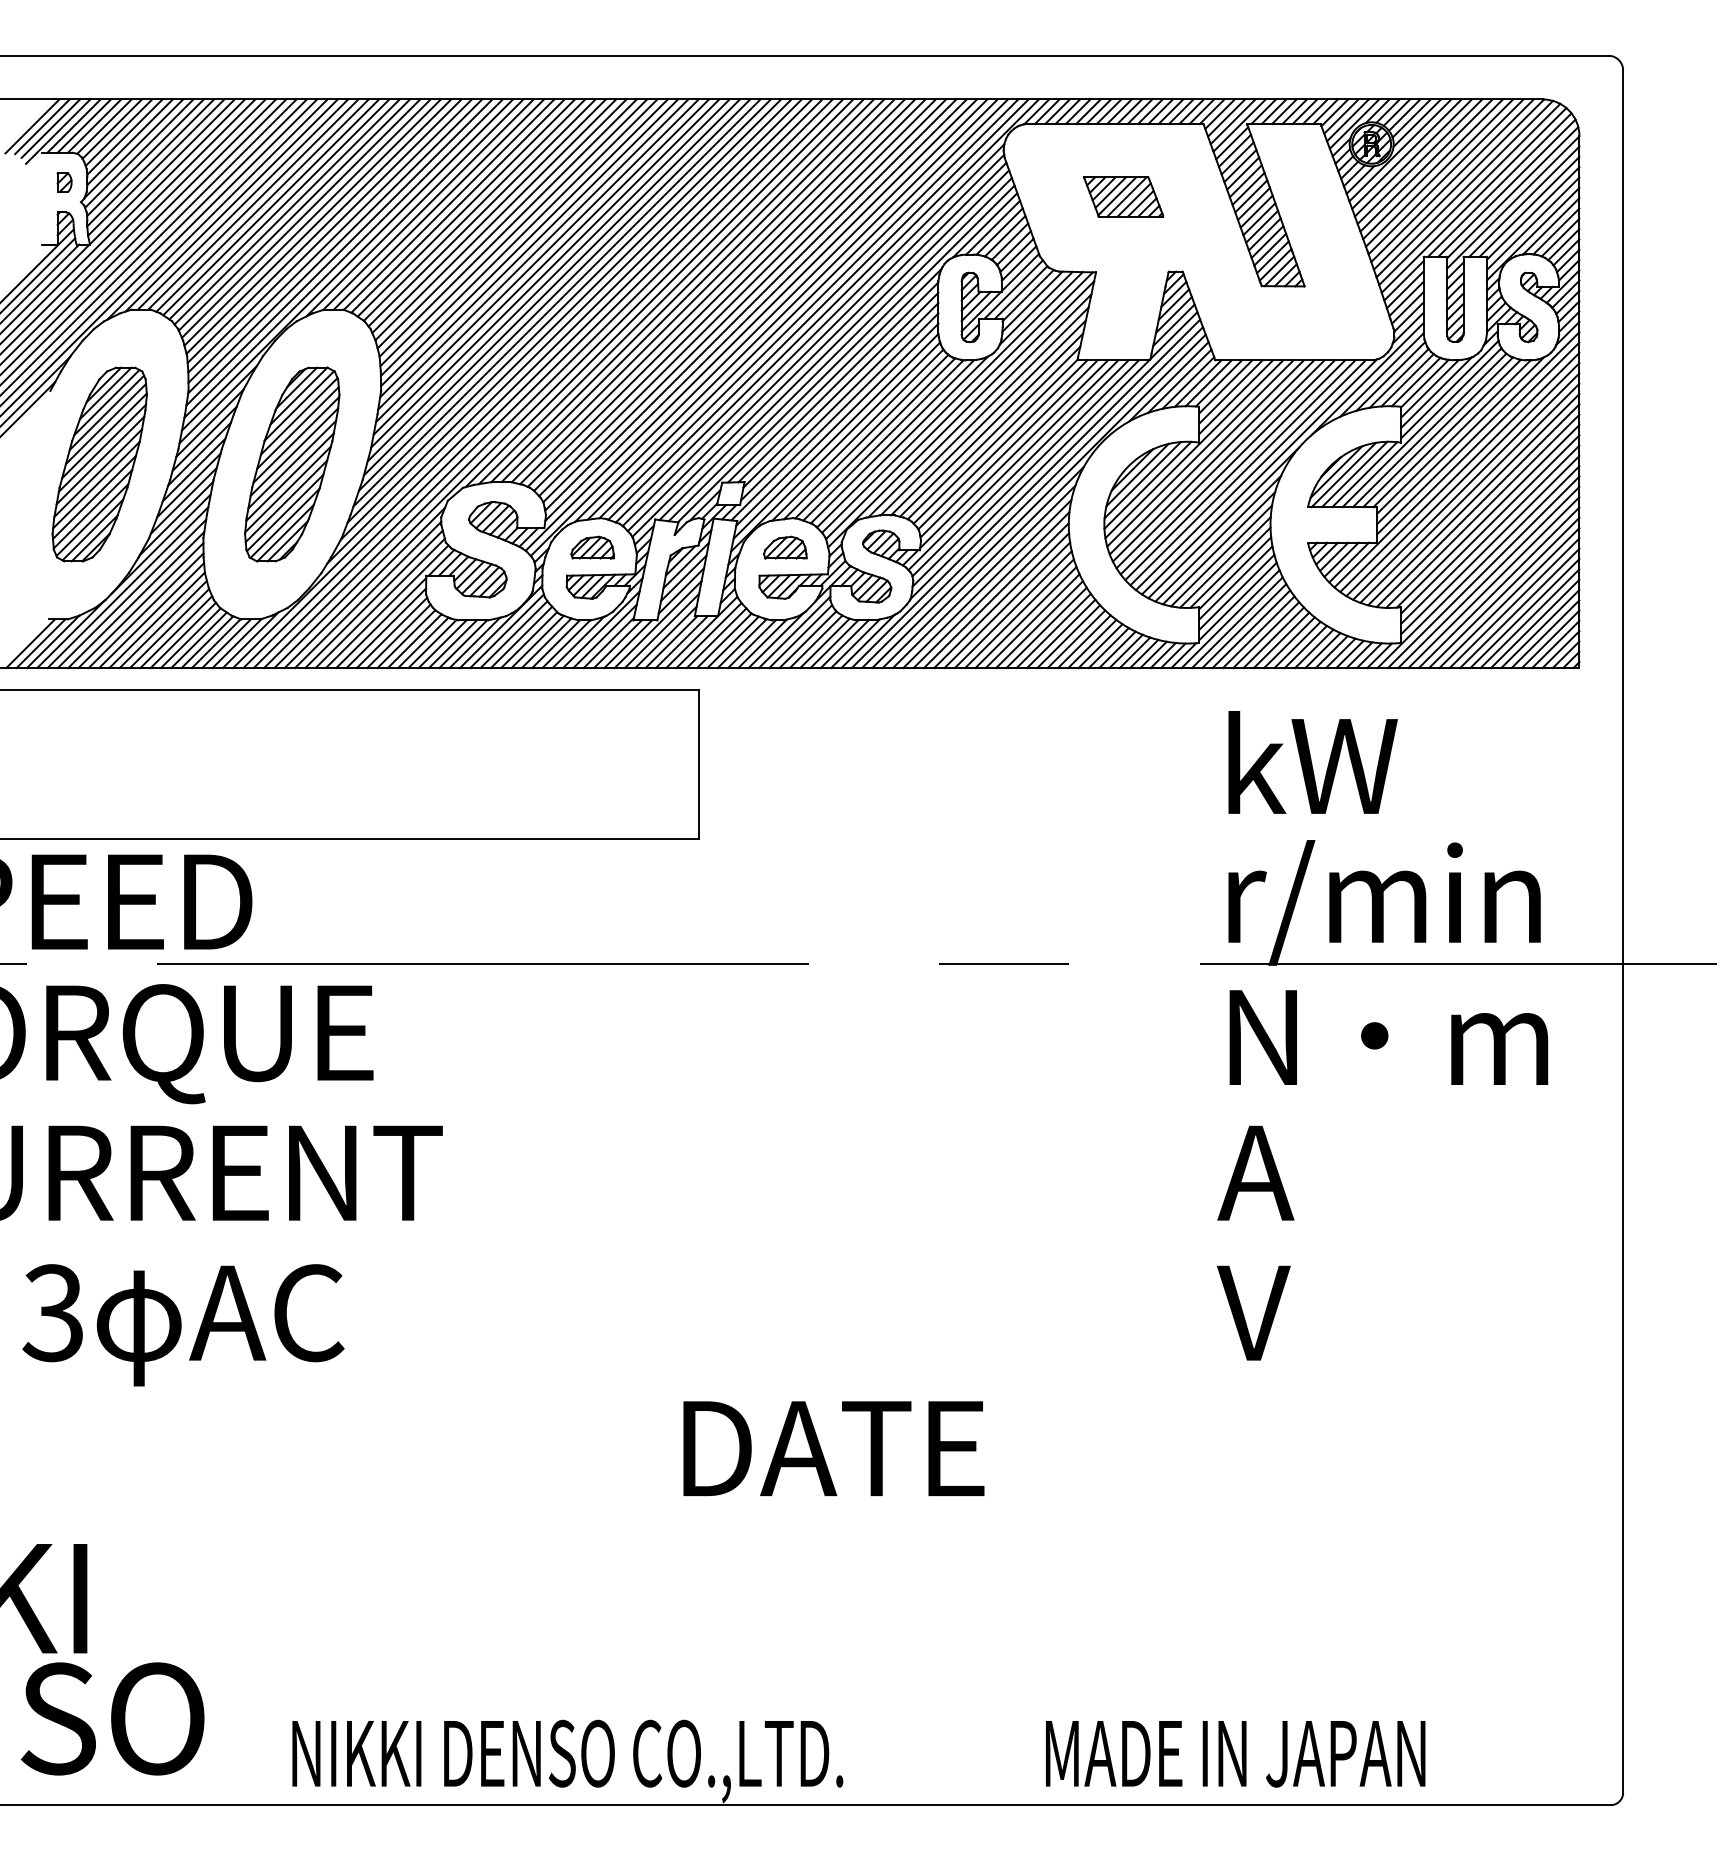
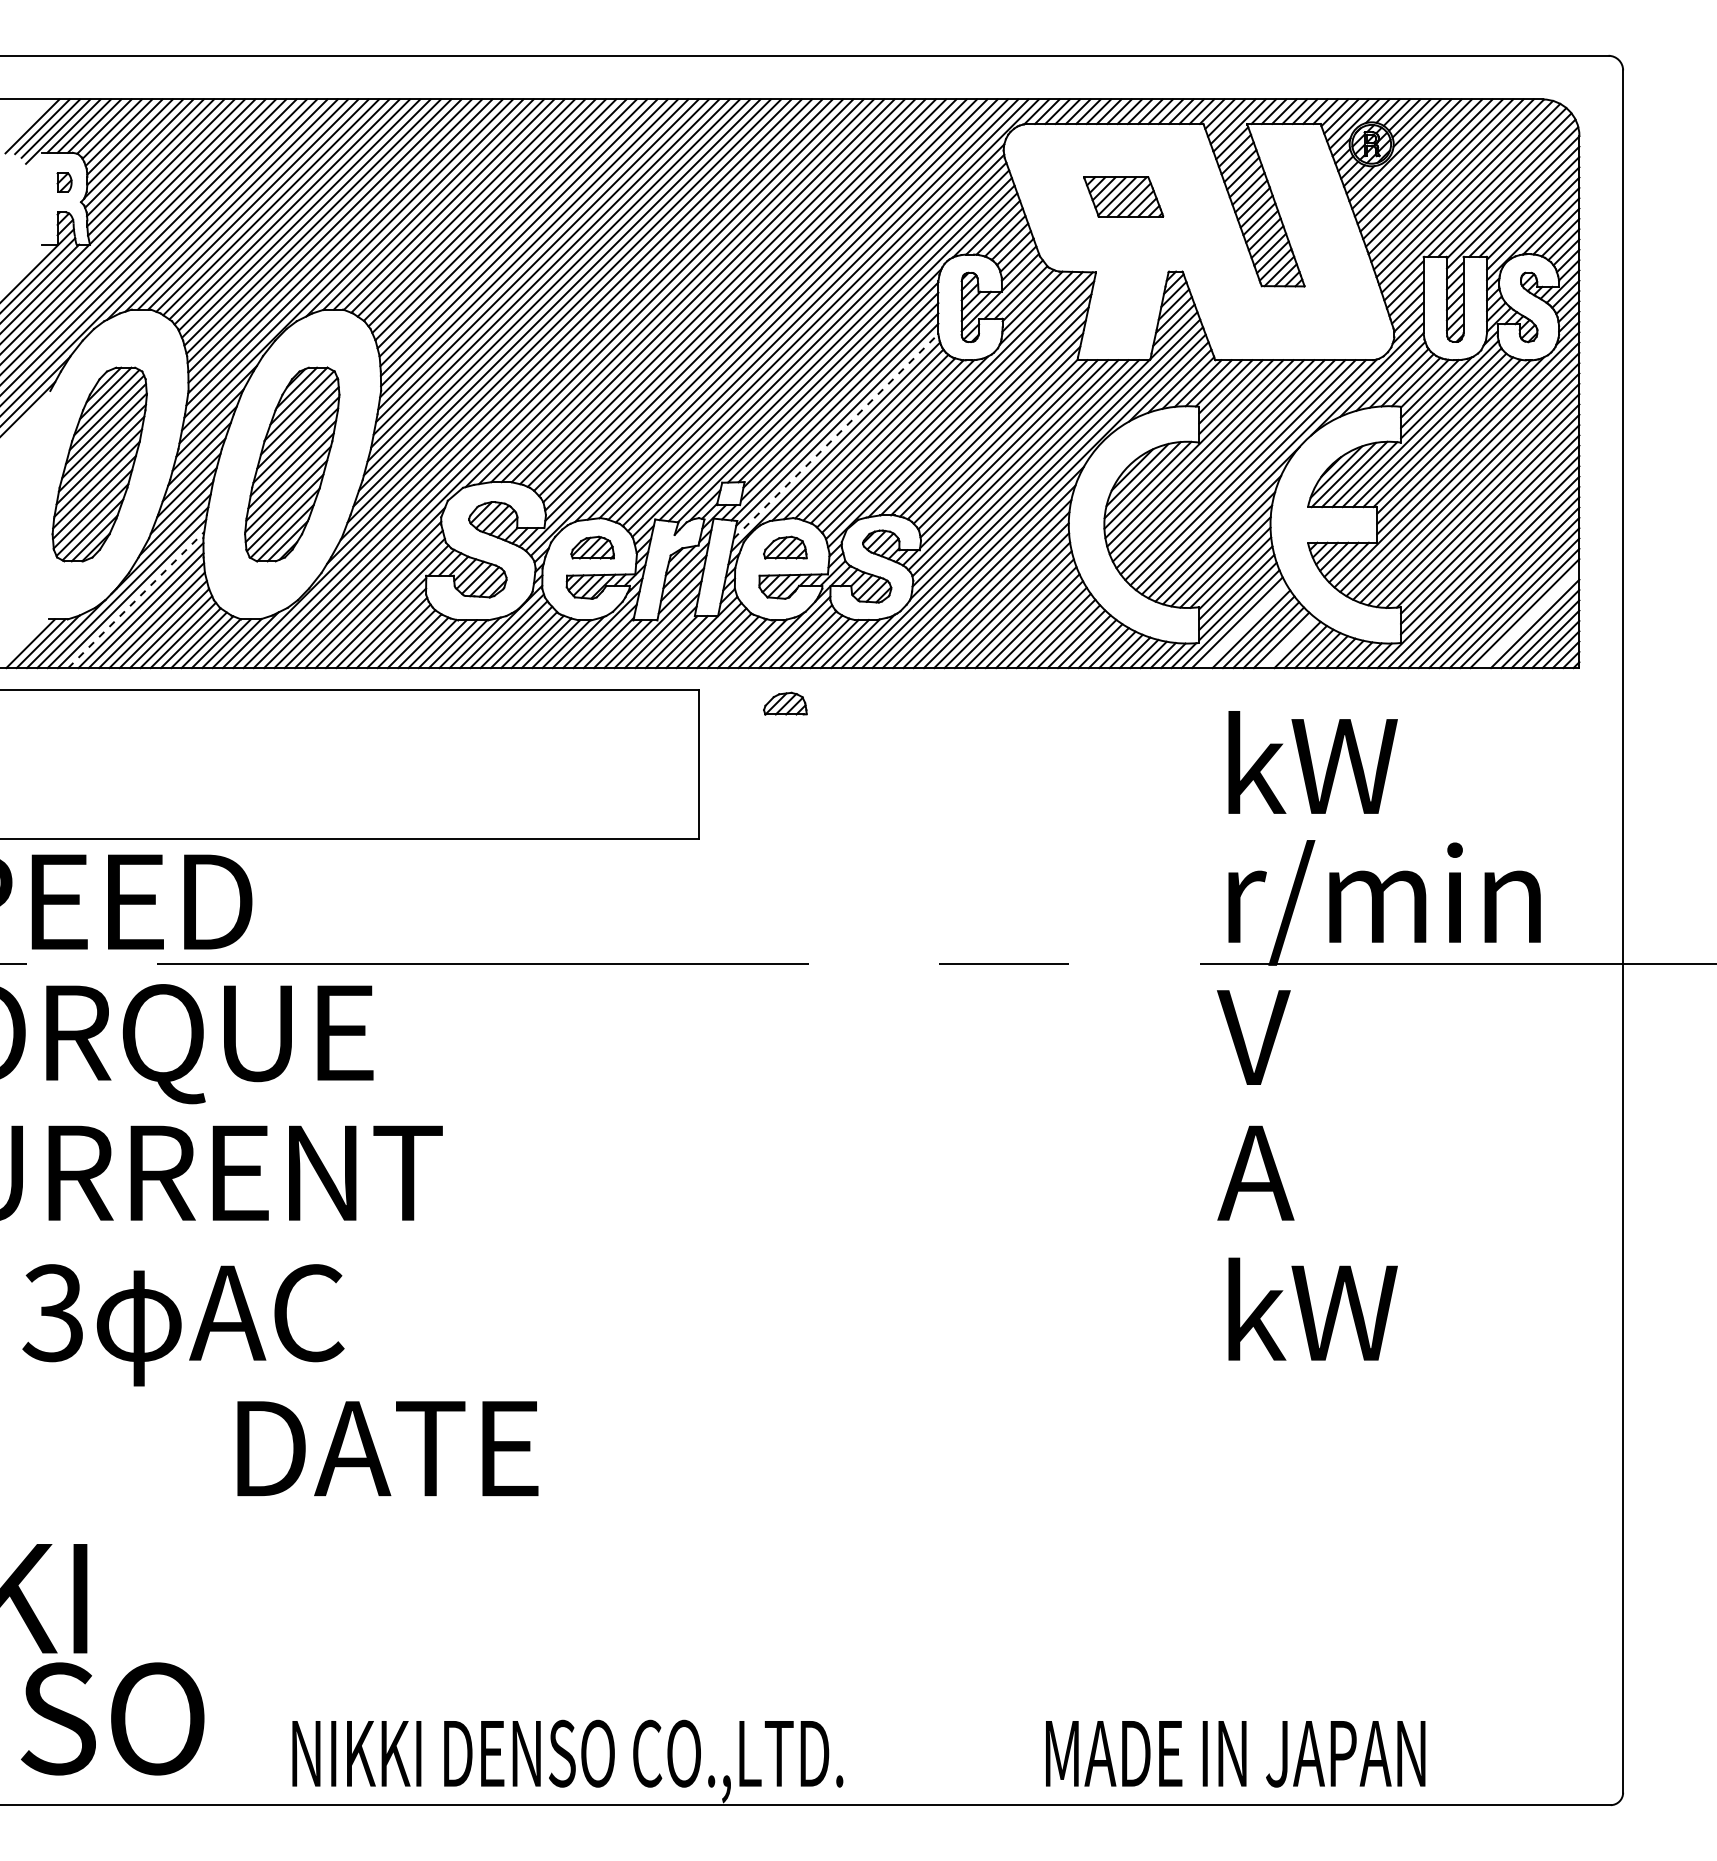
line: solid -> dashed (836, 436)
line: solid -> dashed (136, 599)
line: present -> none (1529, 618)
line: present -> none (1244, 626)
line: present -> none (1289, 642)
part: none -> present (785, 703)
text: N・m -> V (1382, 1037)
text: V -> kW (1307, 1308)
text position: (833, 1448) -> (387, 1448) (387, 1448)
